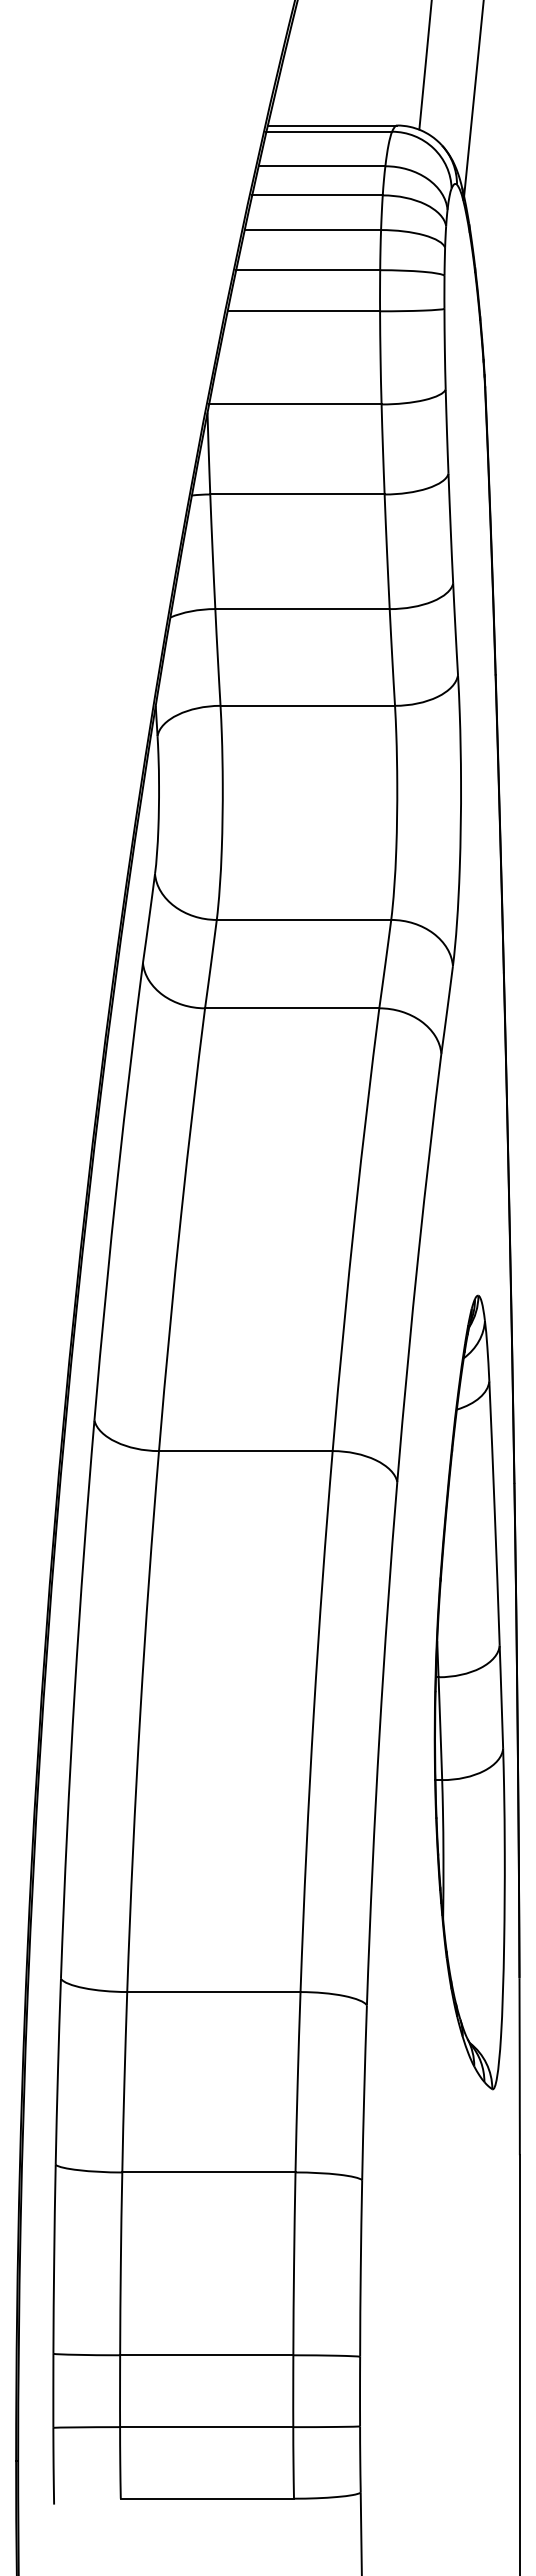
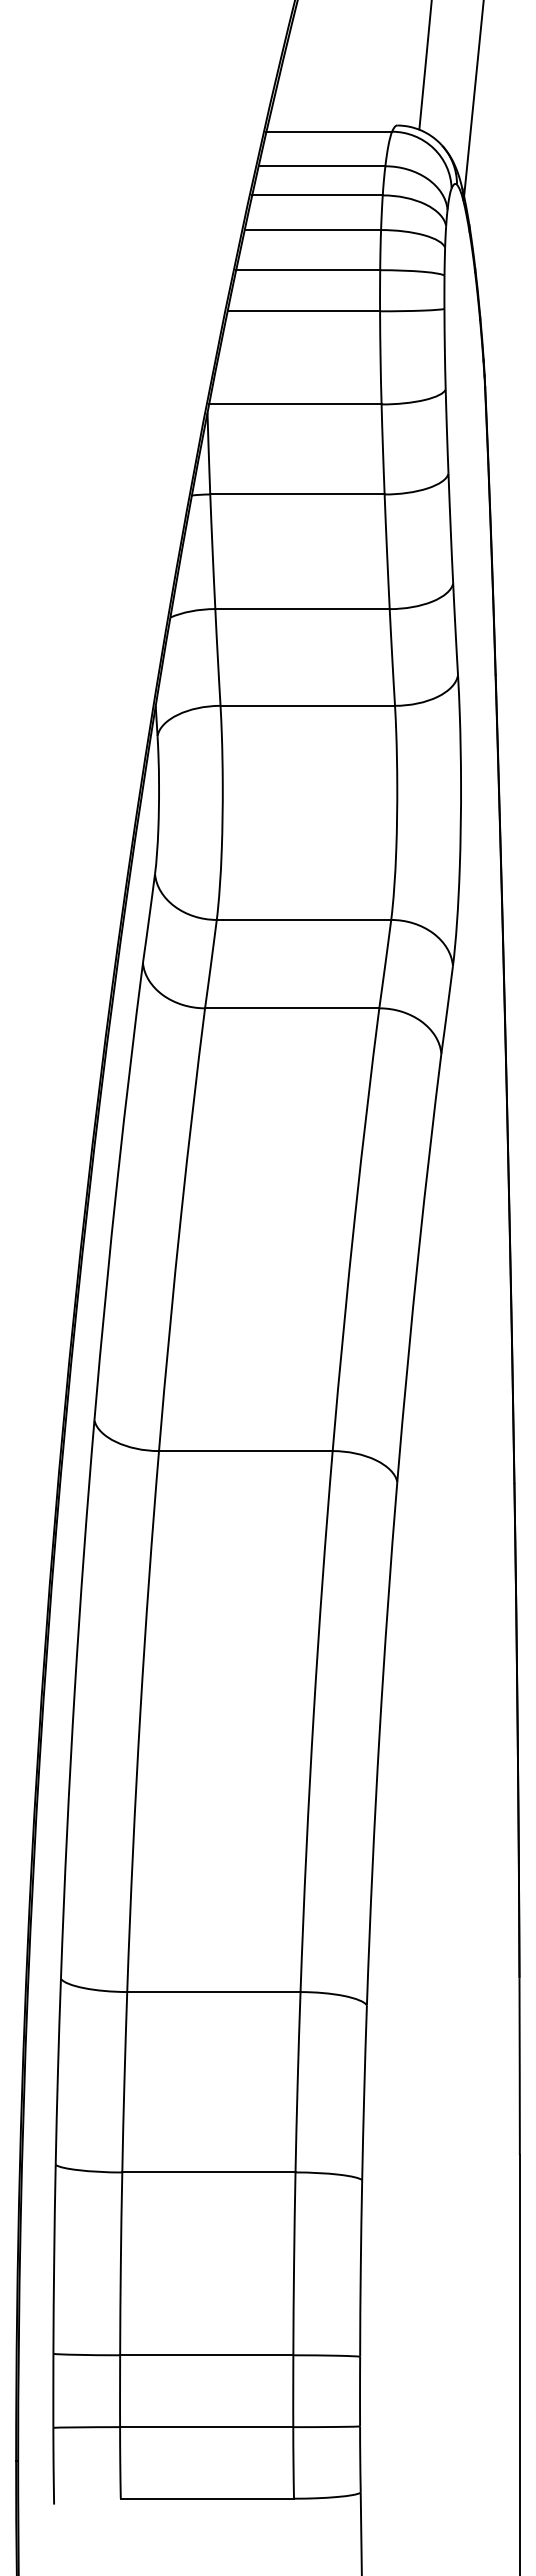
line: present -> none (332, 125)
part: present -> none (469, 1692)
